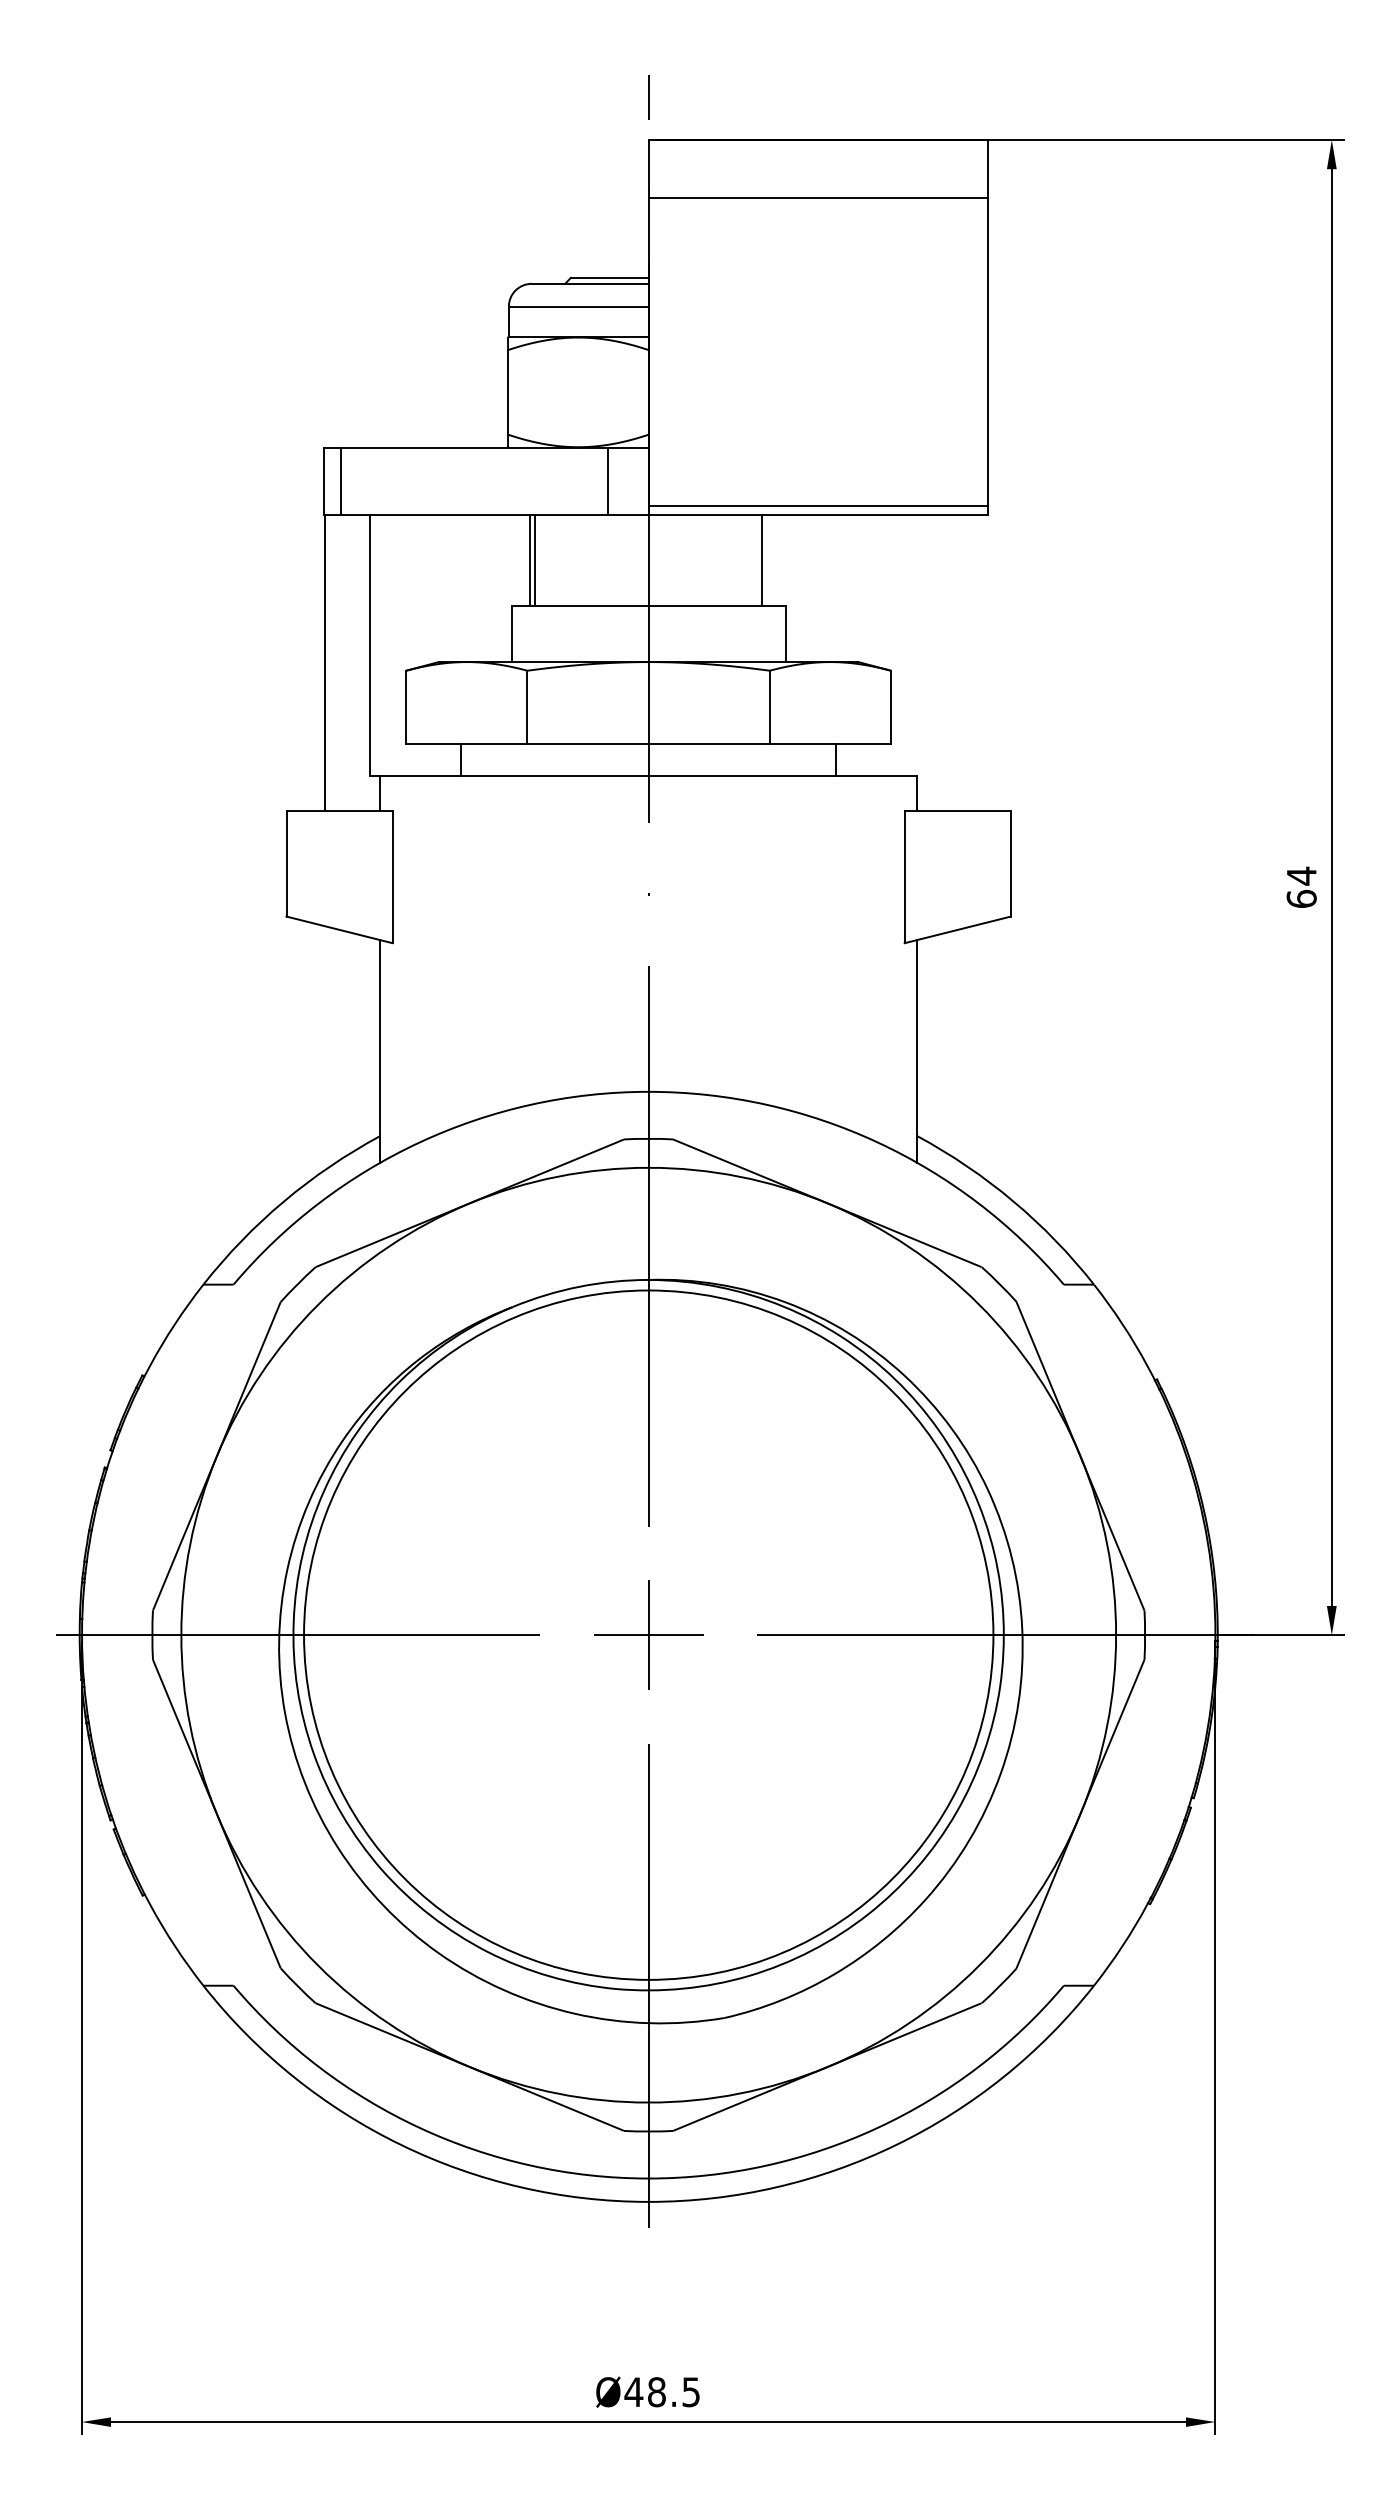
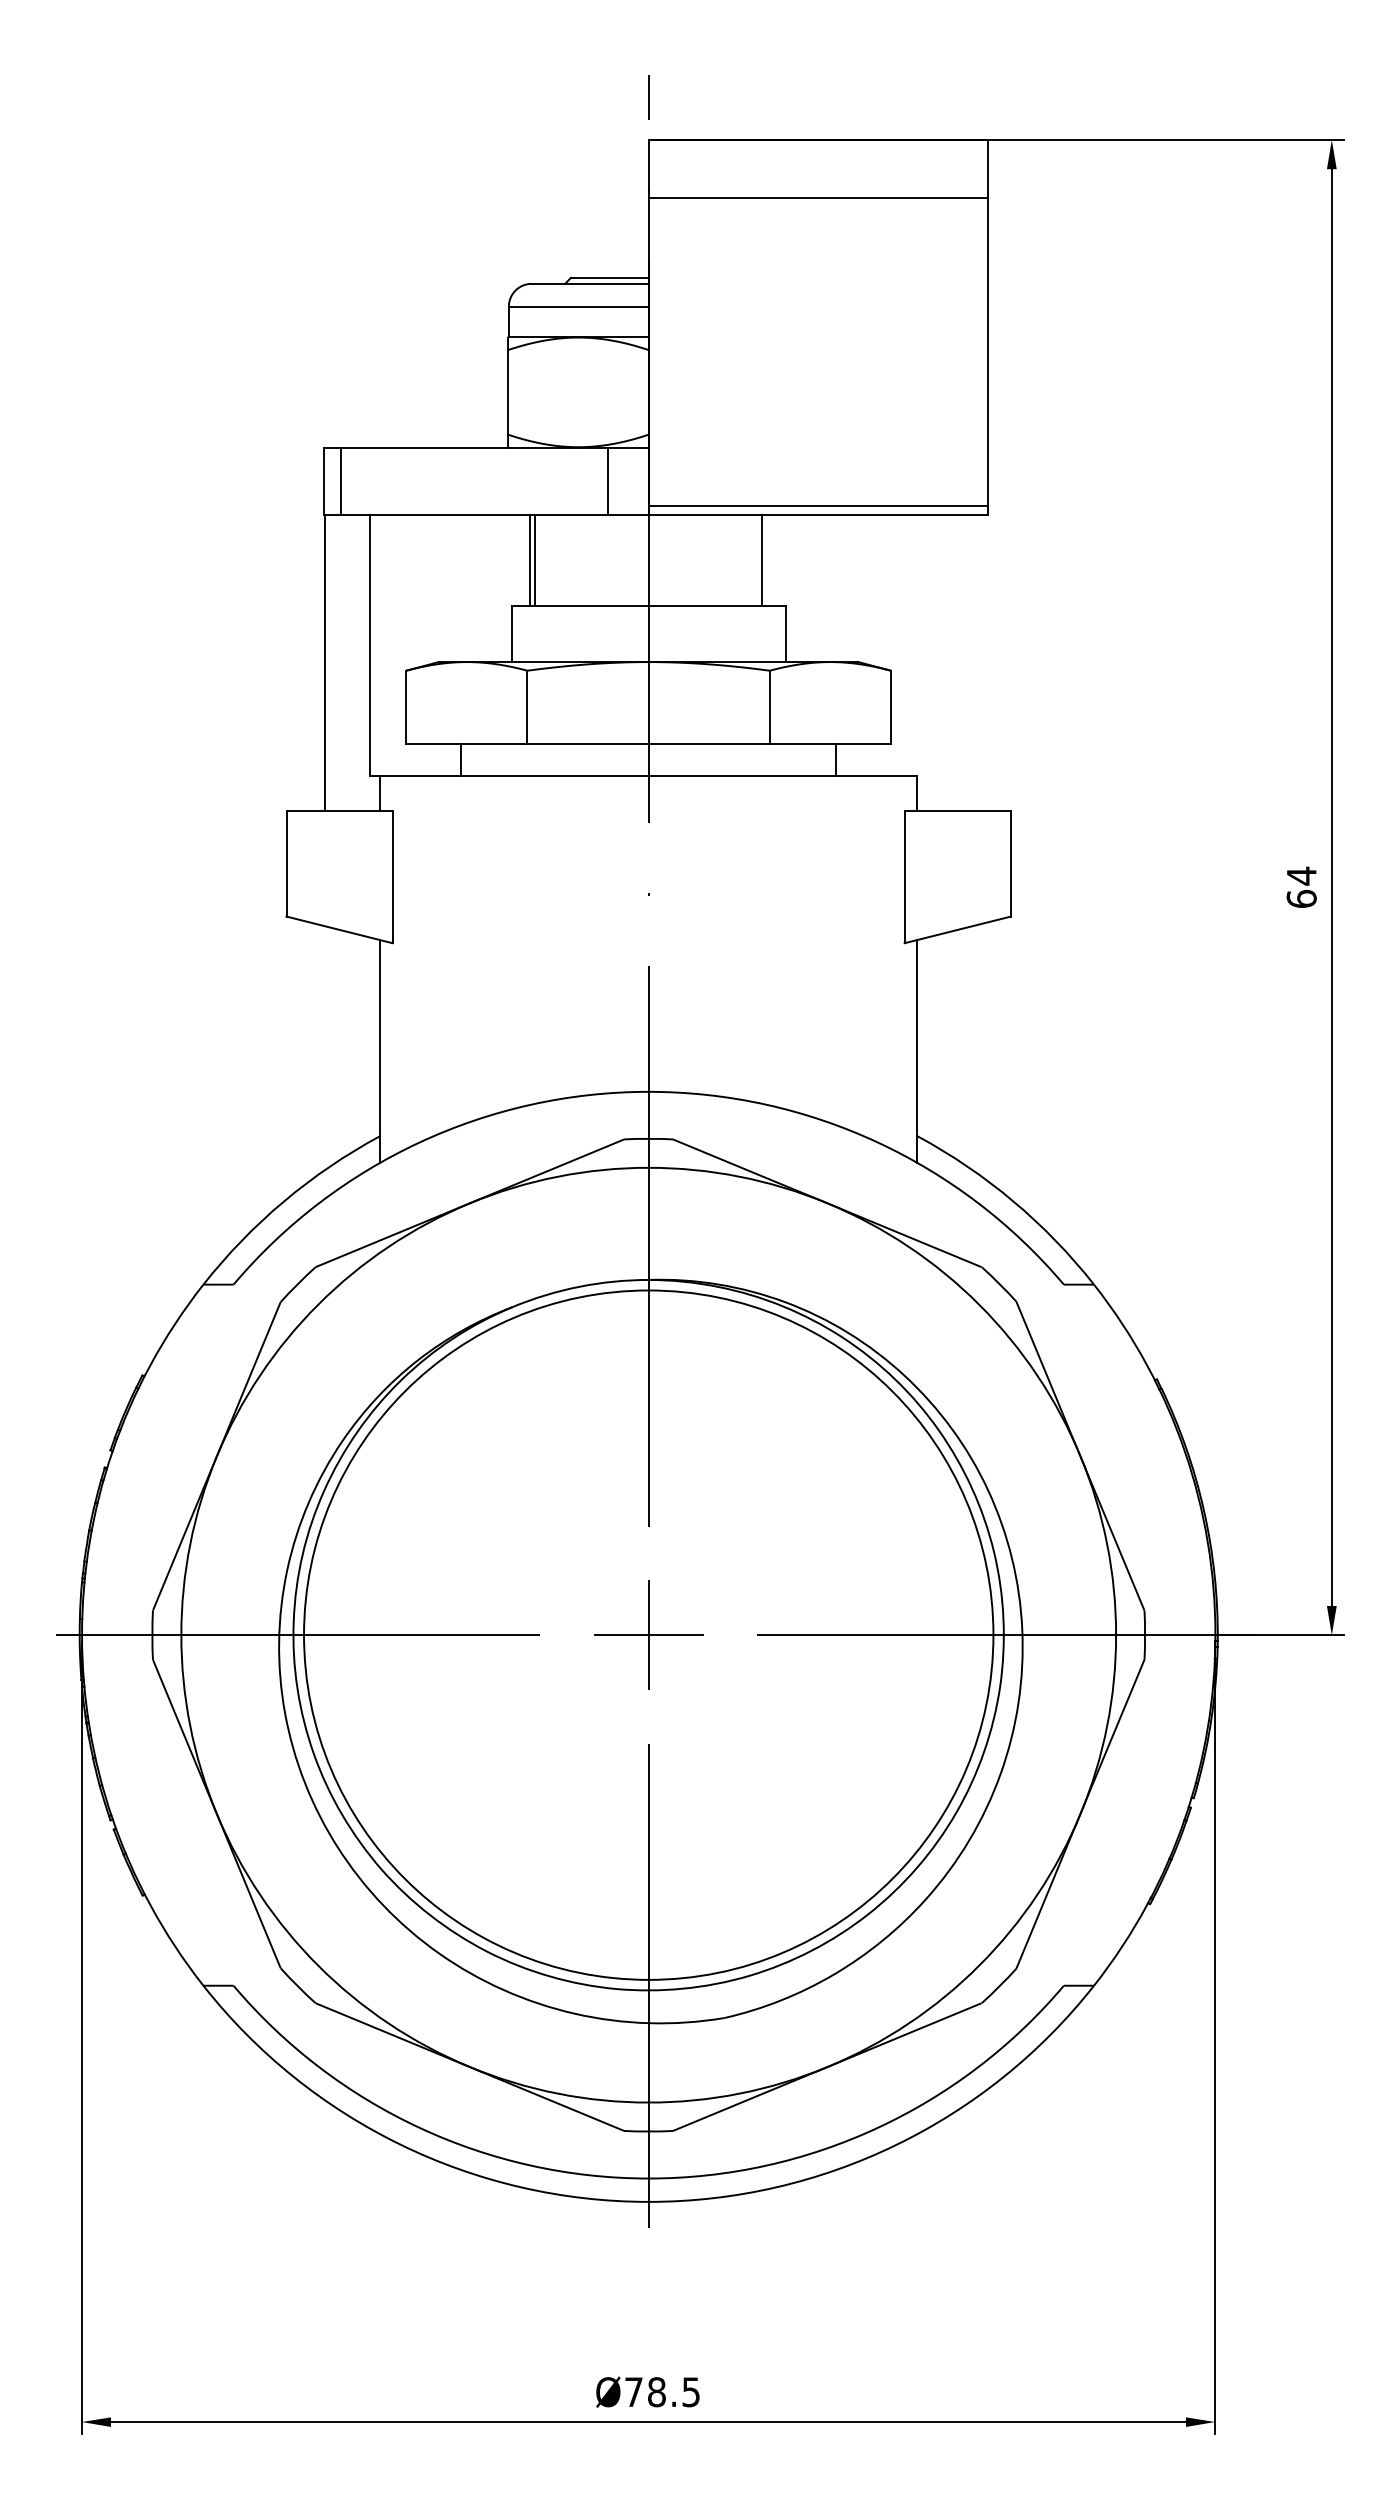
text: Ø48.5 -> Ø78.5 (633, 2391)
